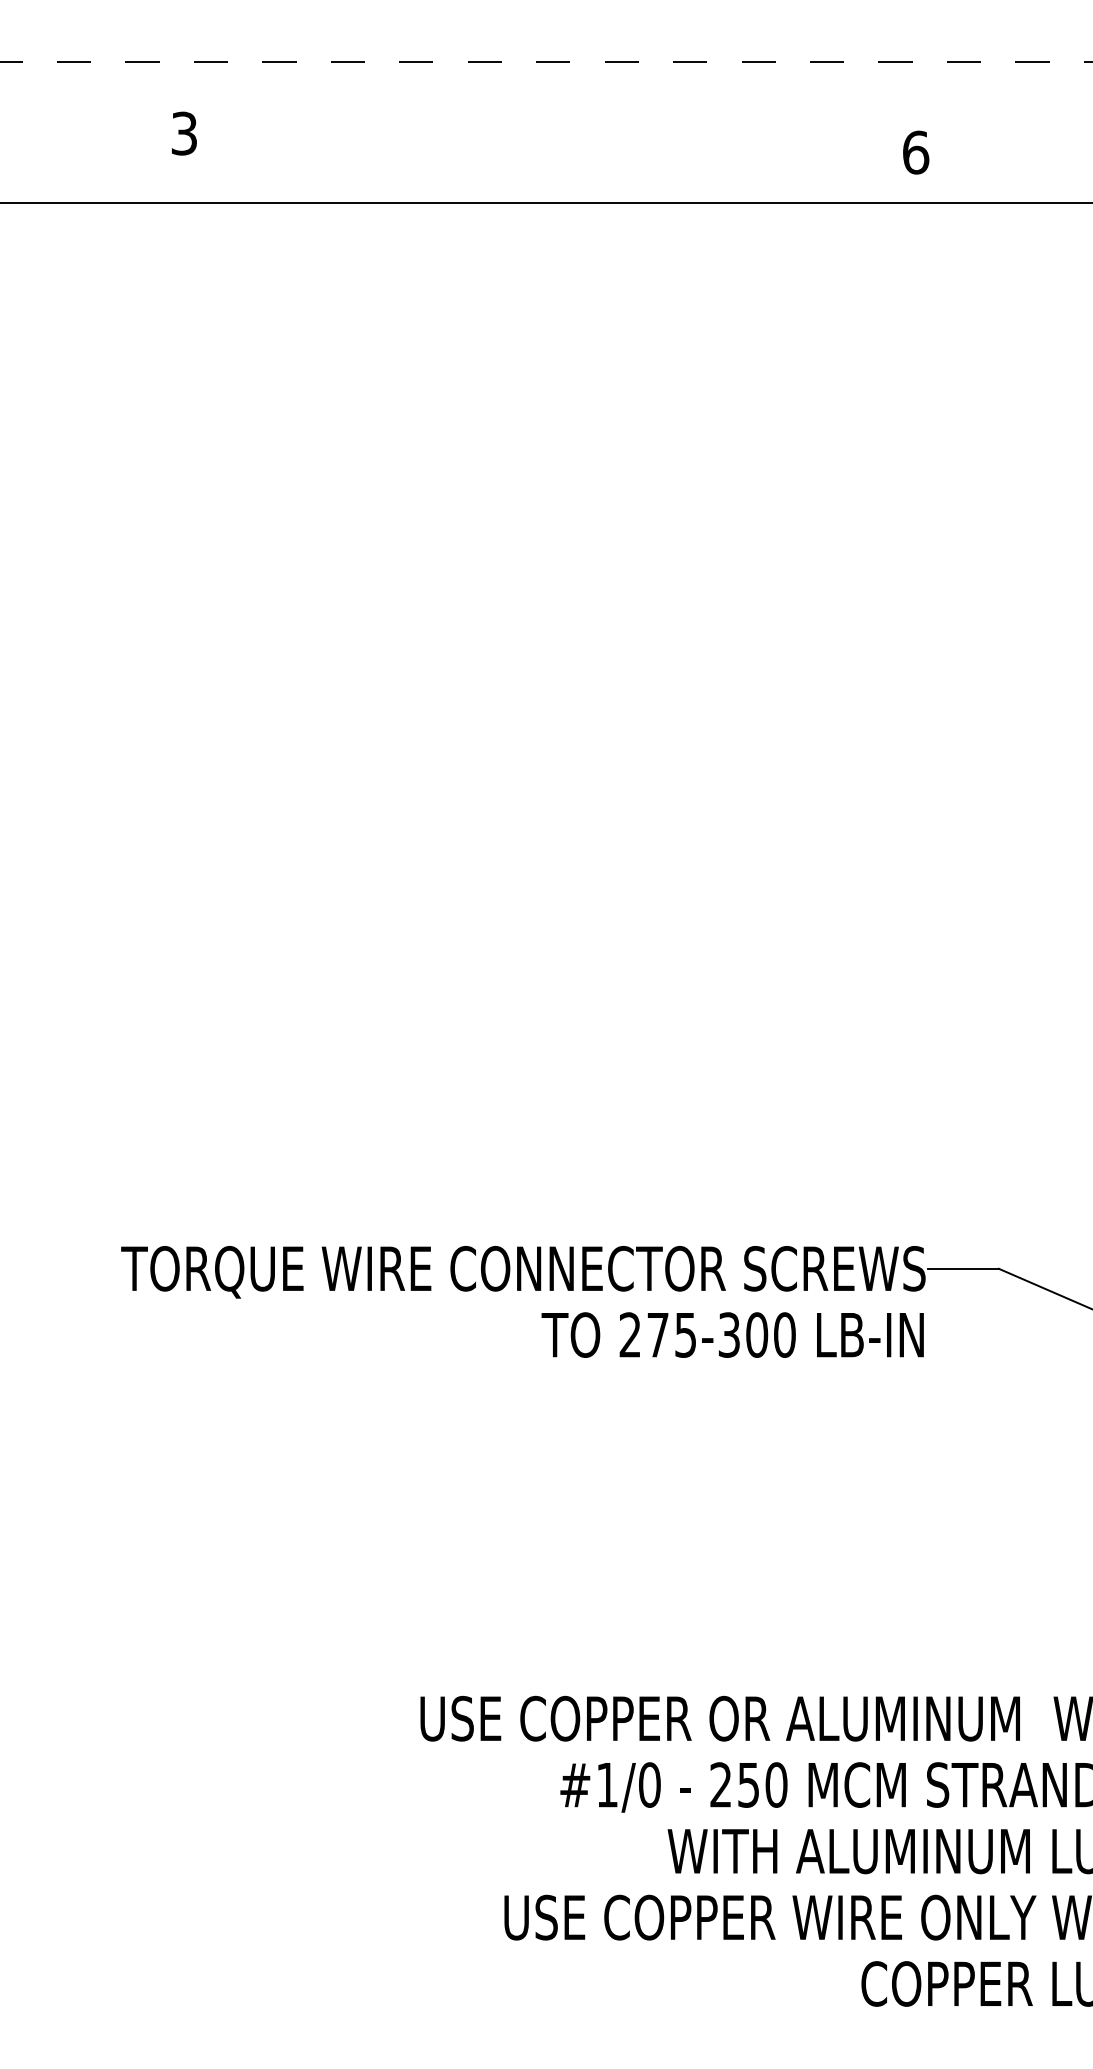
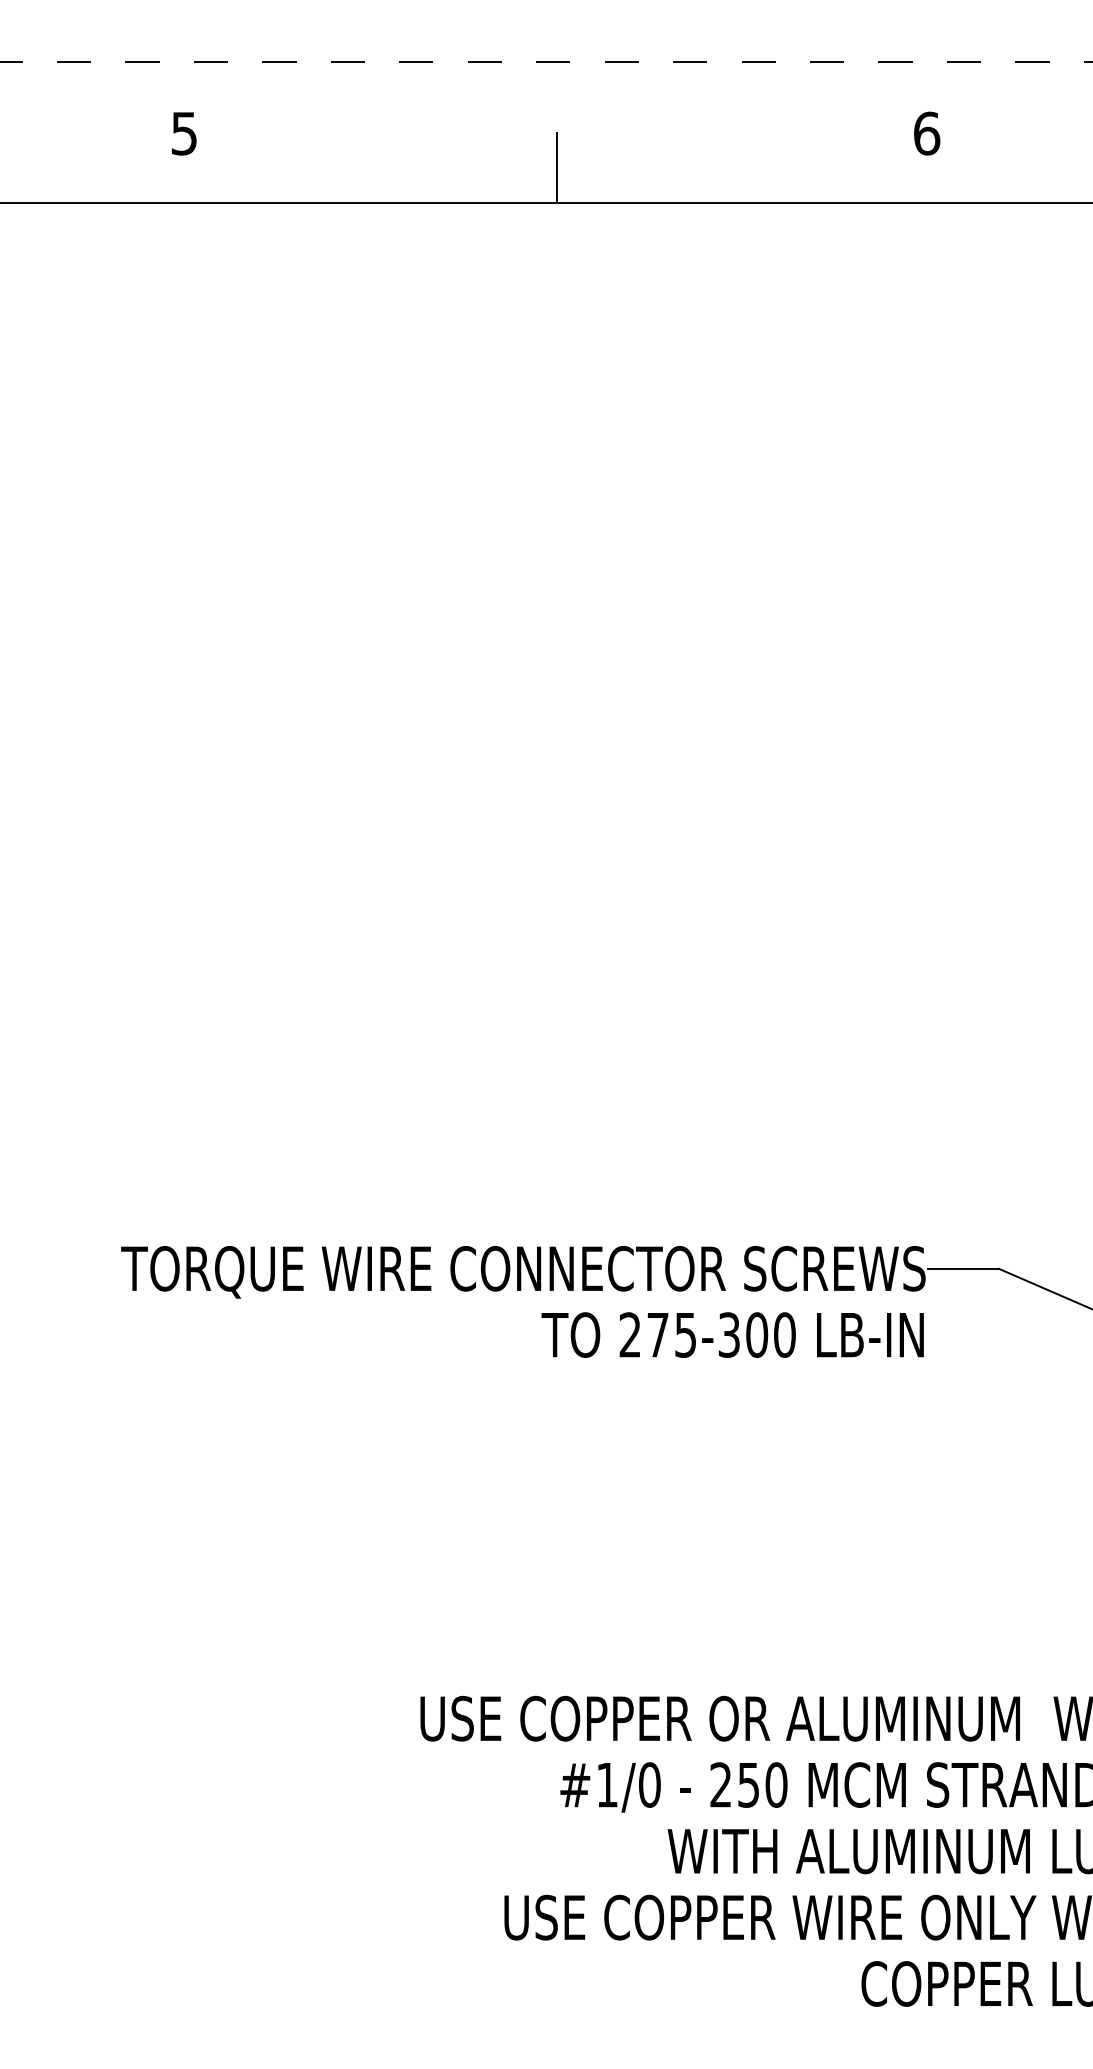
text: 3 -> 5 (184, 132)
text position: (916, 152) -> (927, 133) (927, 133)
line: none -> present (556, 167)
